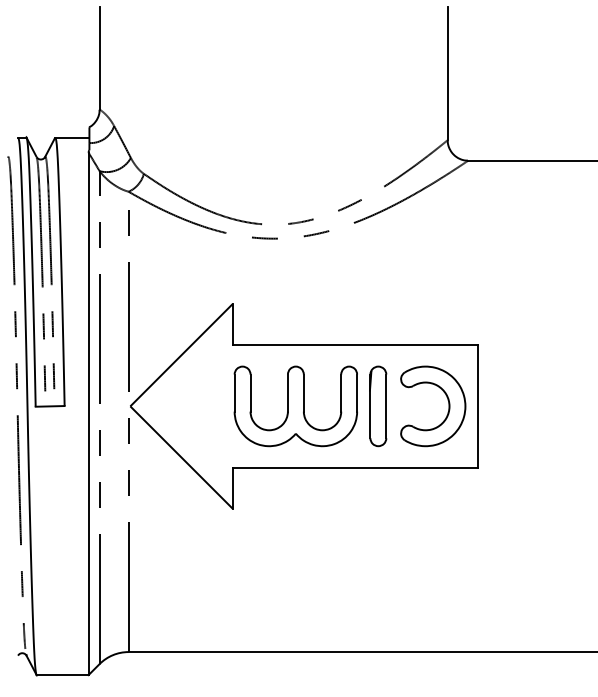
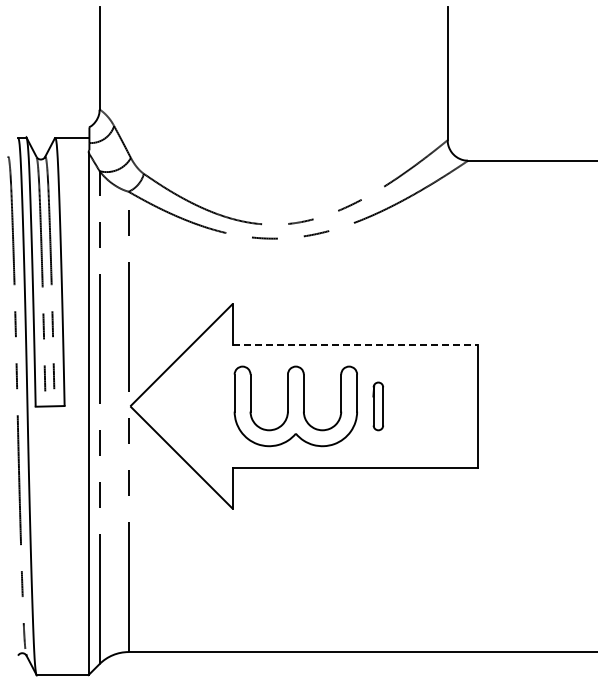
line: solid -> dashed (355, 344)
part size: 19x83 px -> 12x51 px (377, 406)
part: present -> none (448, 406)
